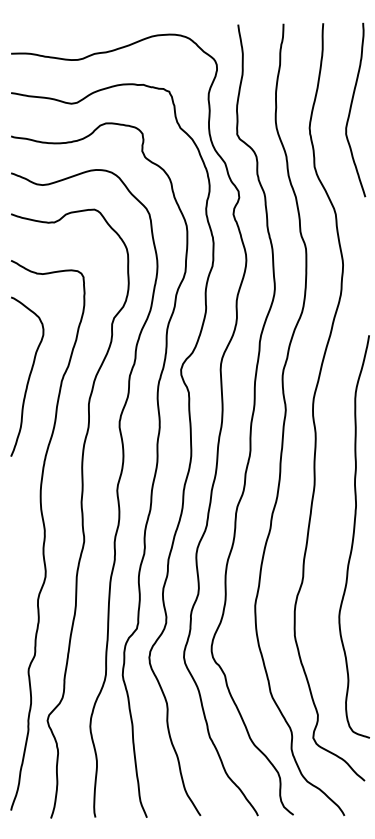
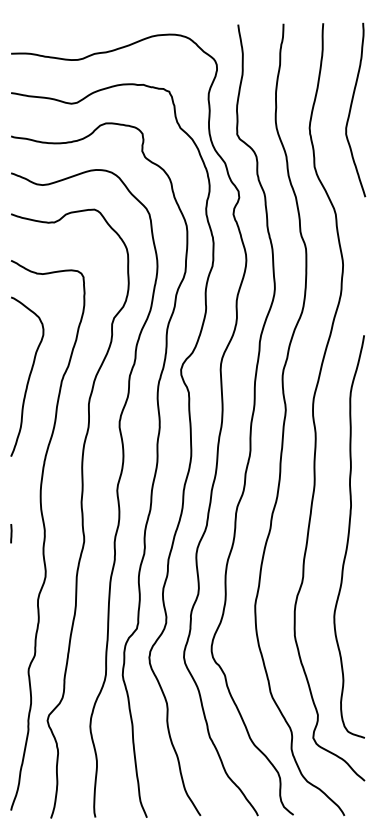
line: none -> present (11, 533)
curve position: (353, 536) -> (348, 536) (348, 536)
